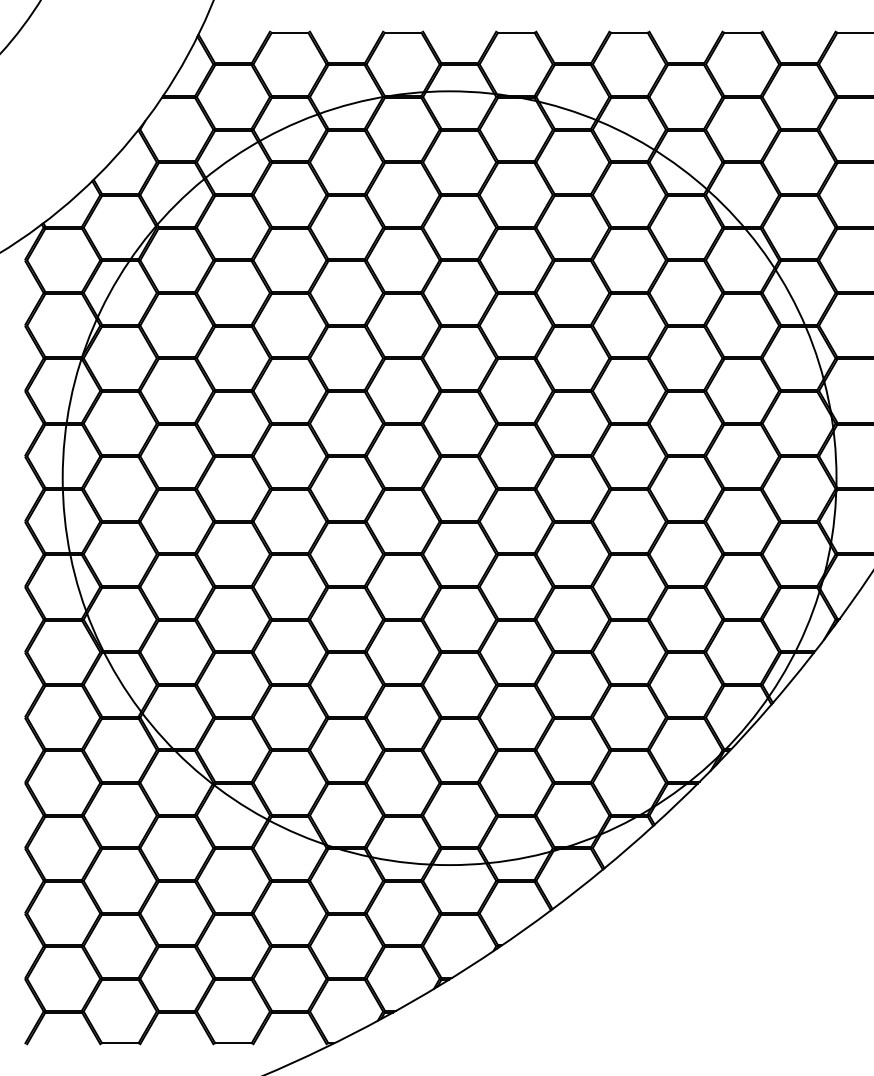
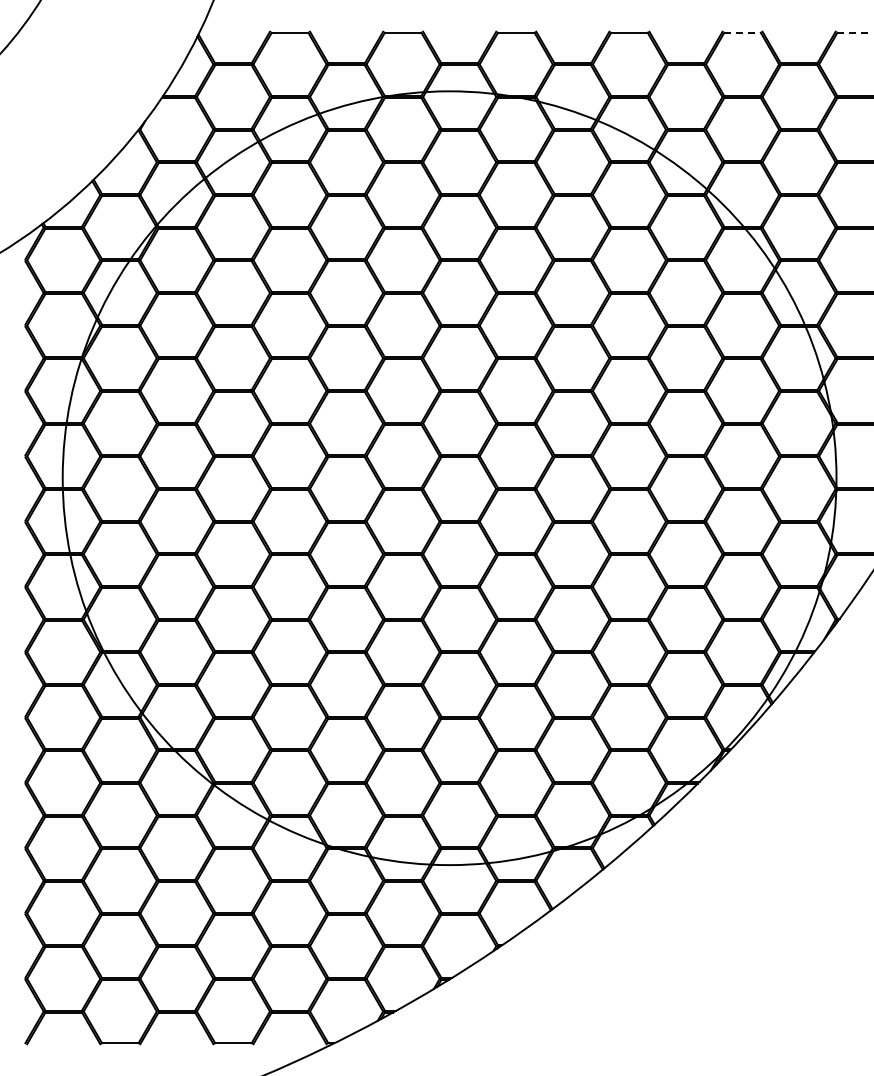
line: solid -> dashed (743, 32)
line: solid -> dashed (856, 32)
